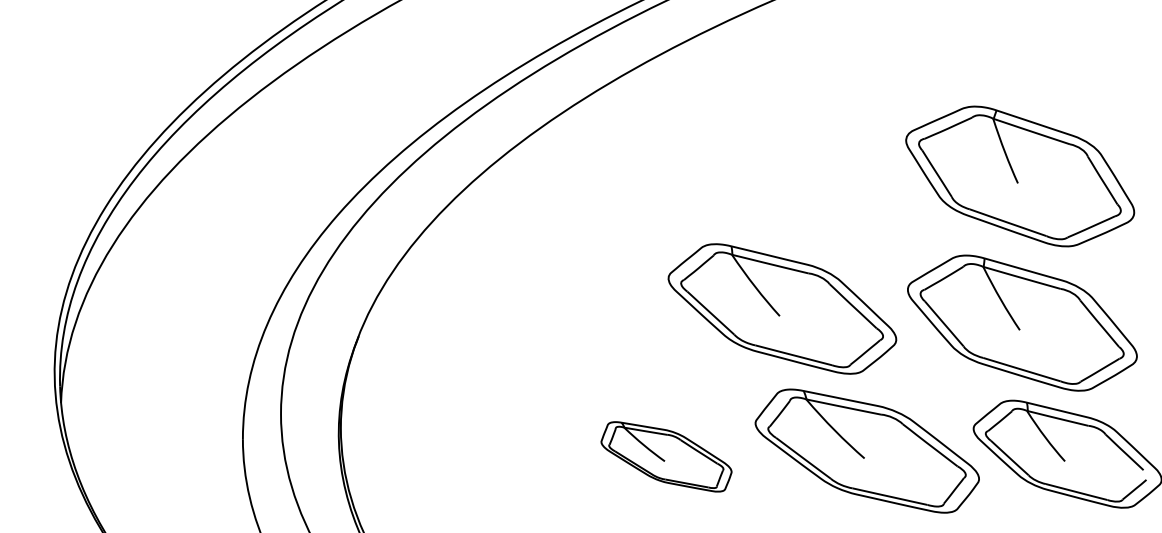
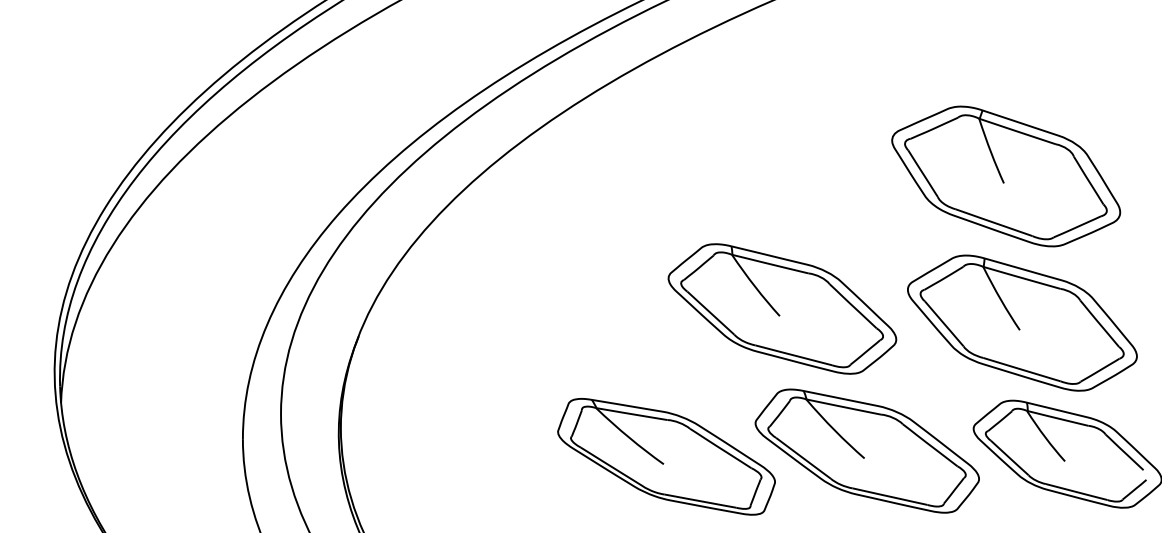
part position: (1020, 176) -> (1006, 176) (1006, 176)
part size: 133x72 px -> 219x118 px (666, 456)
